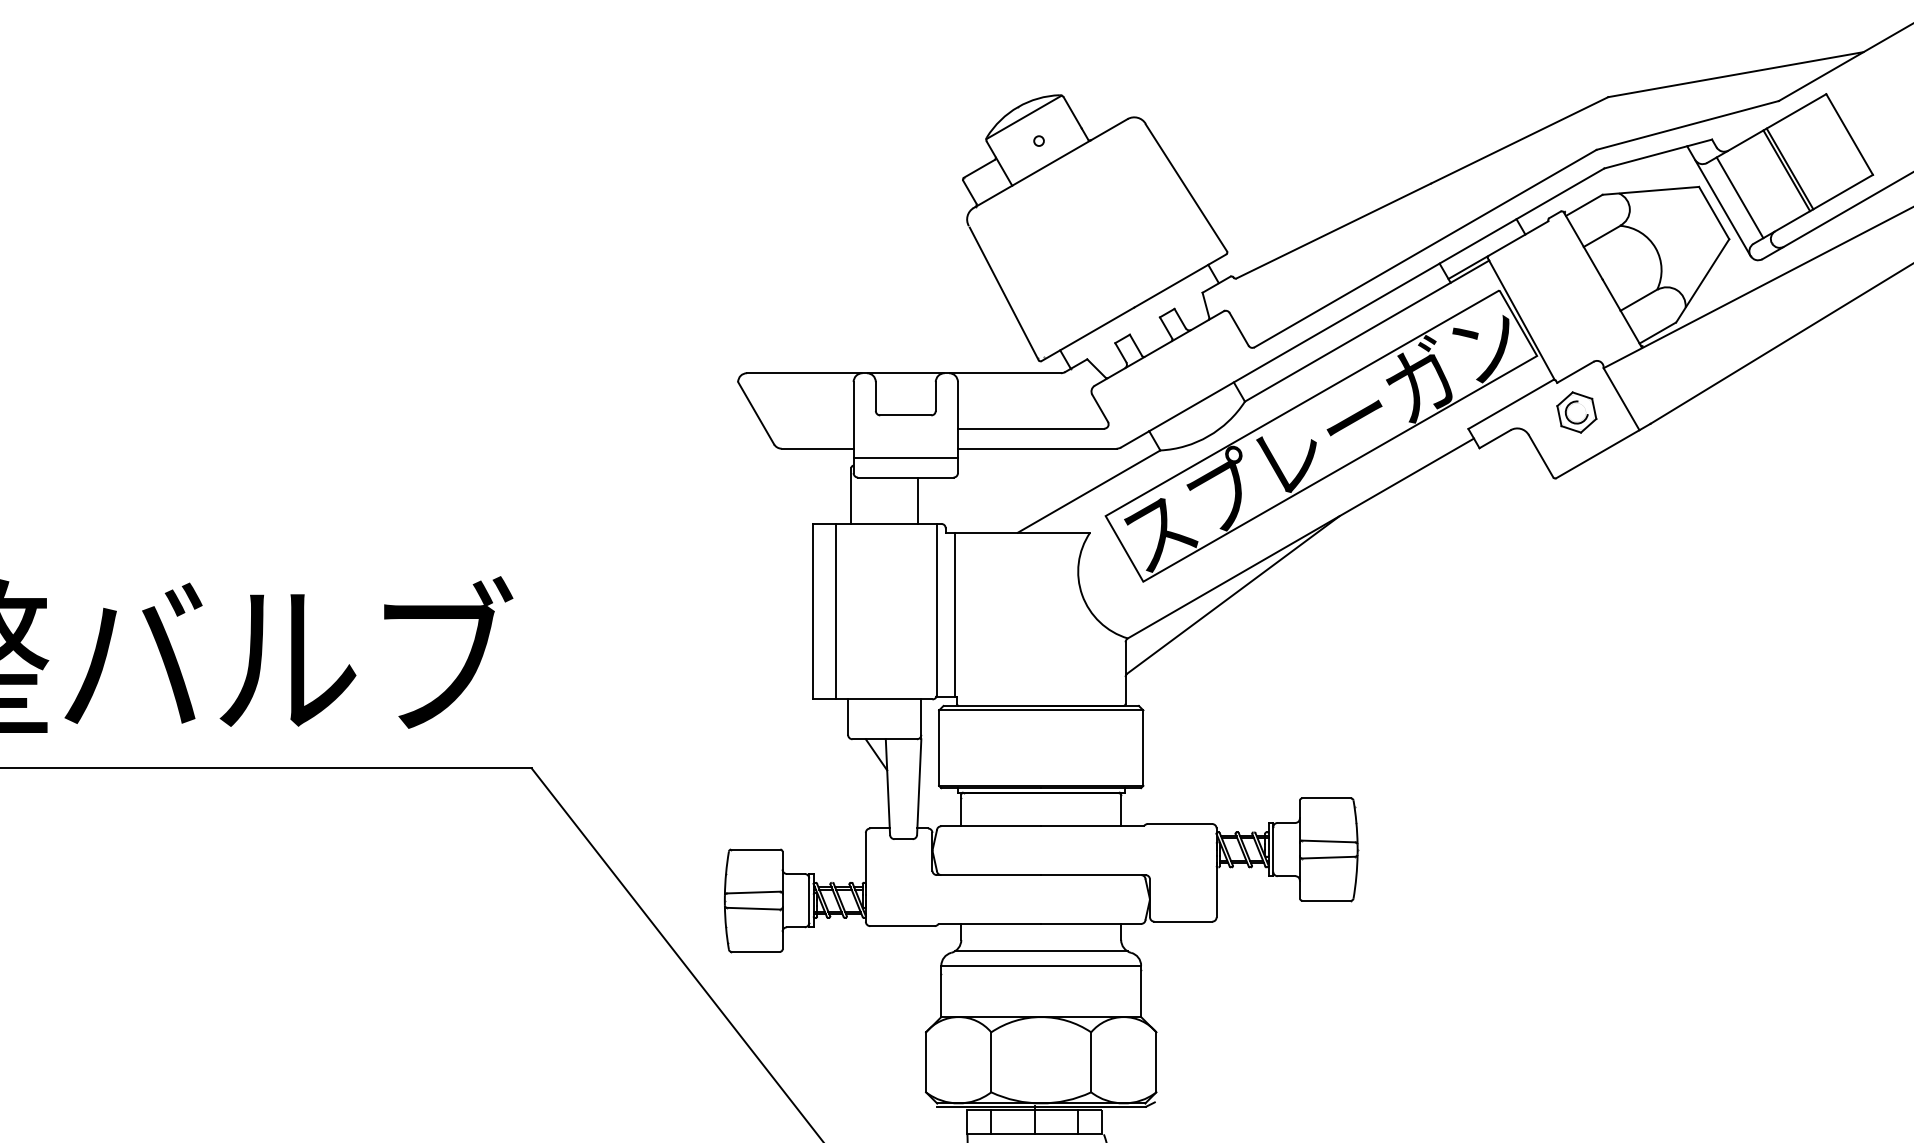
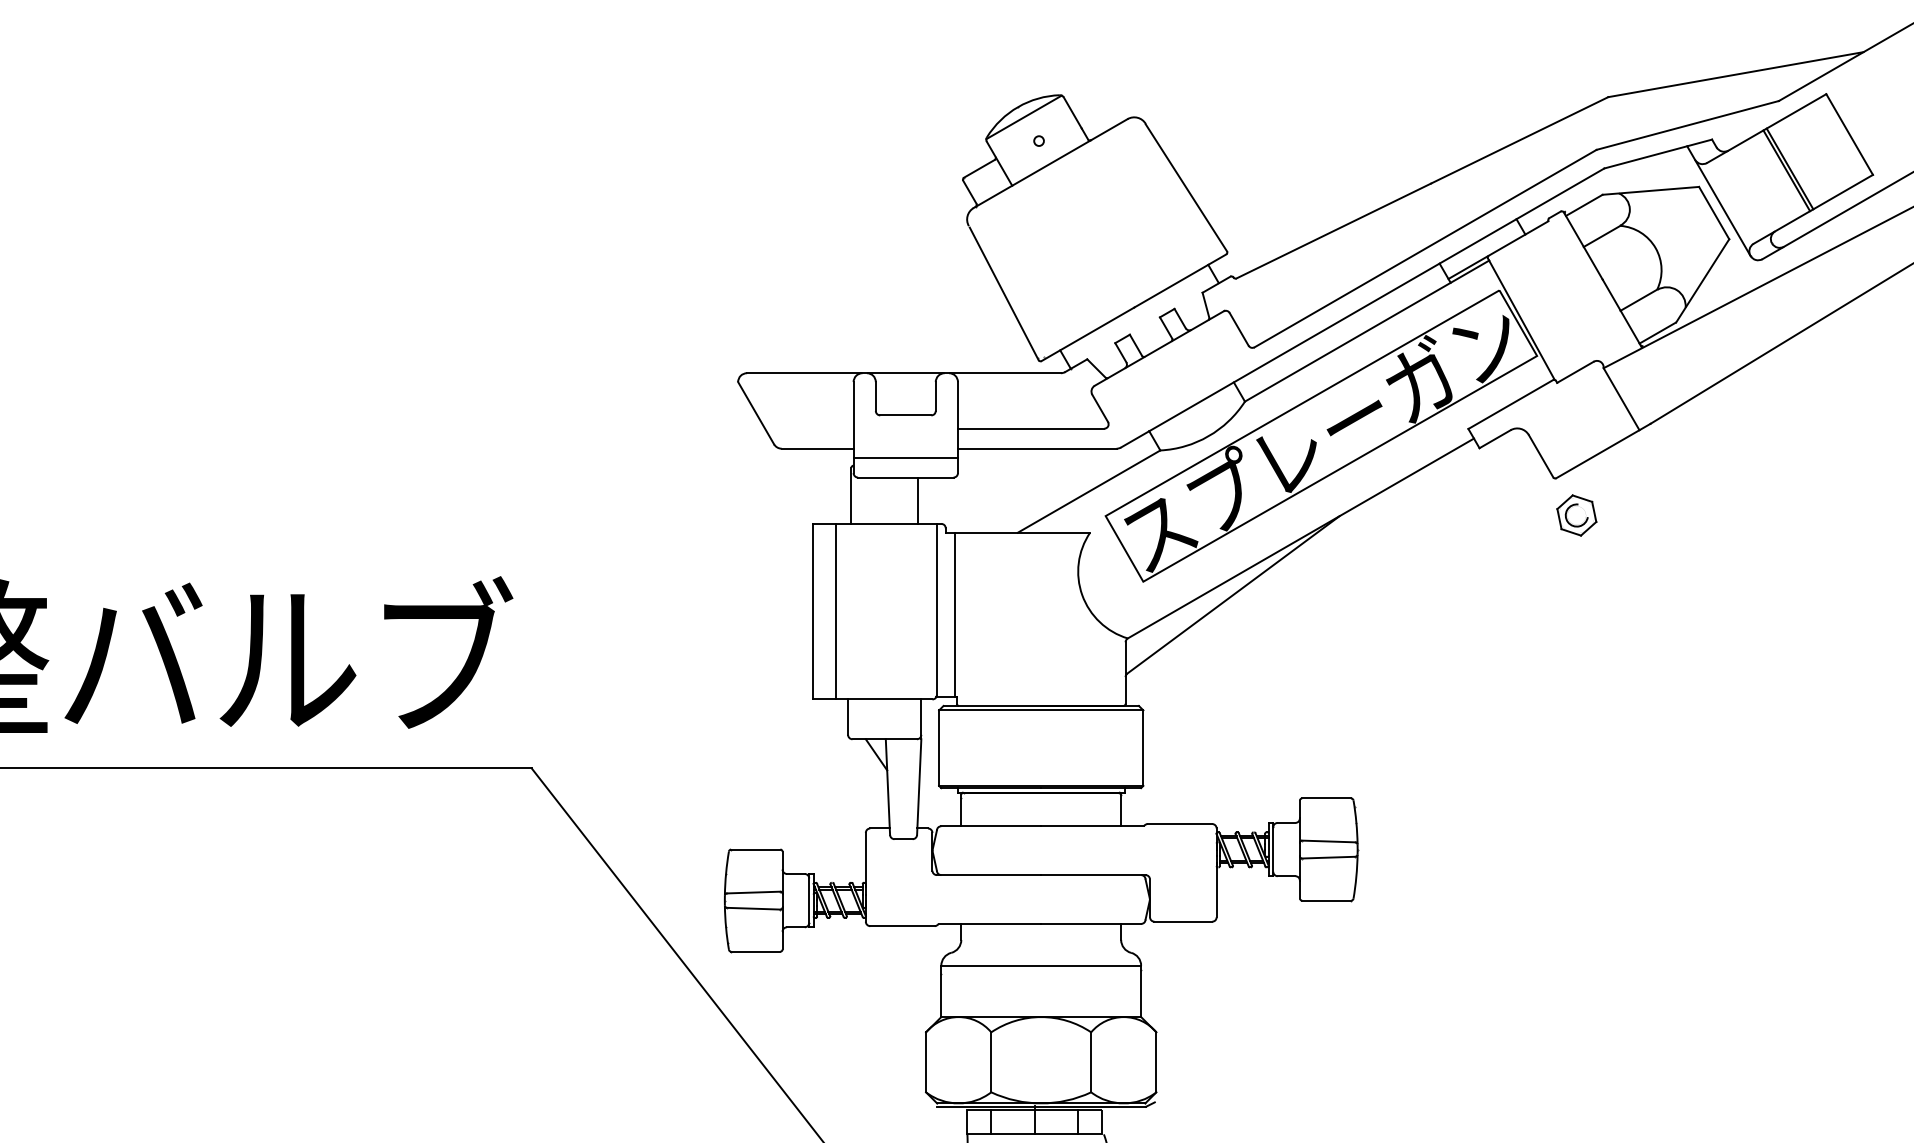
line: present -> none (1739, 197)
part position: (1576, 412) -> (1576, 515) (1576, 515)
line: present -> none (1040, 951)
